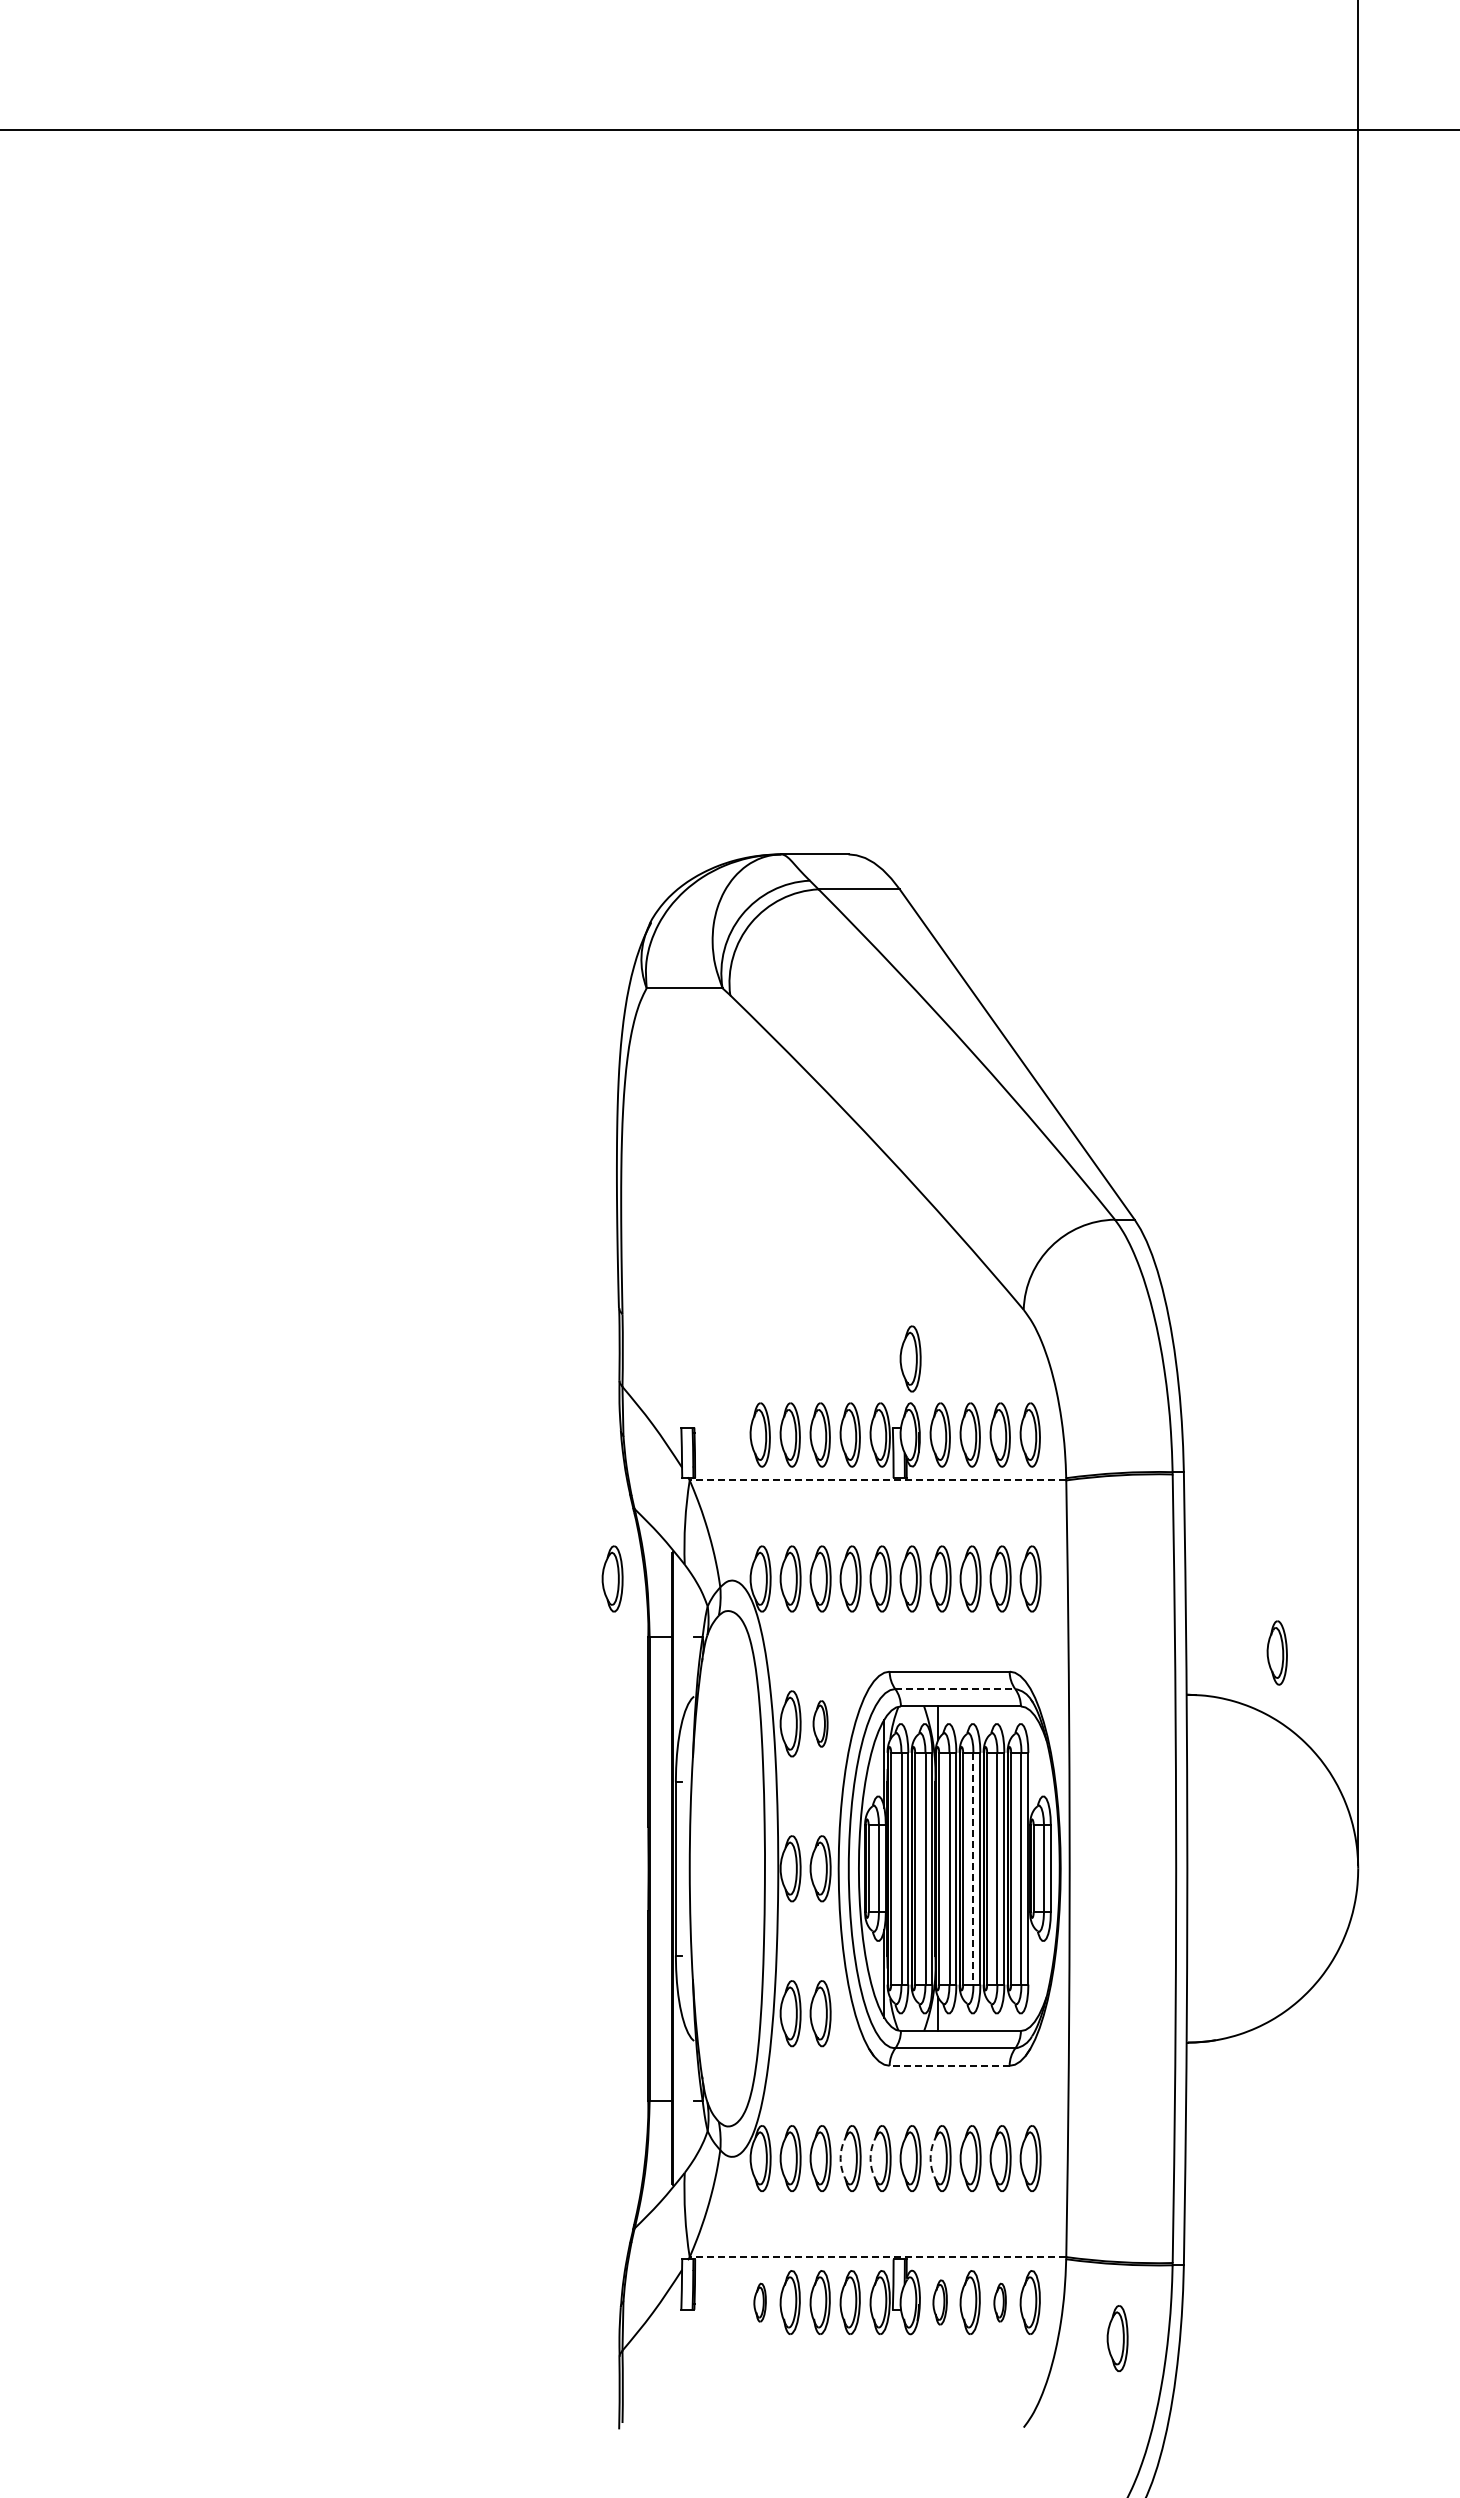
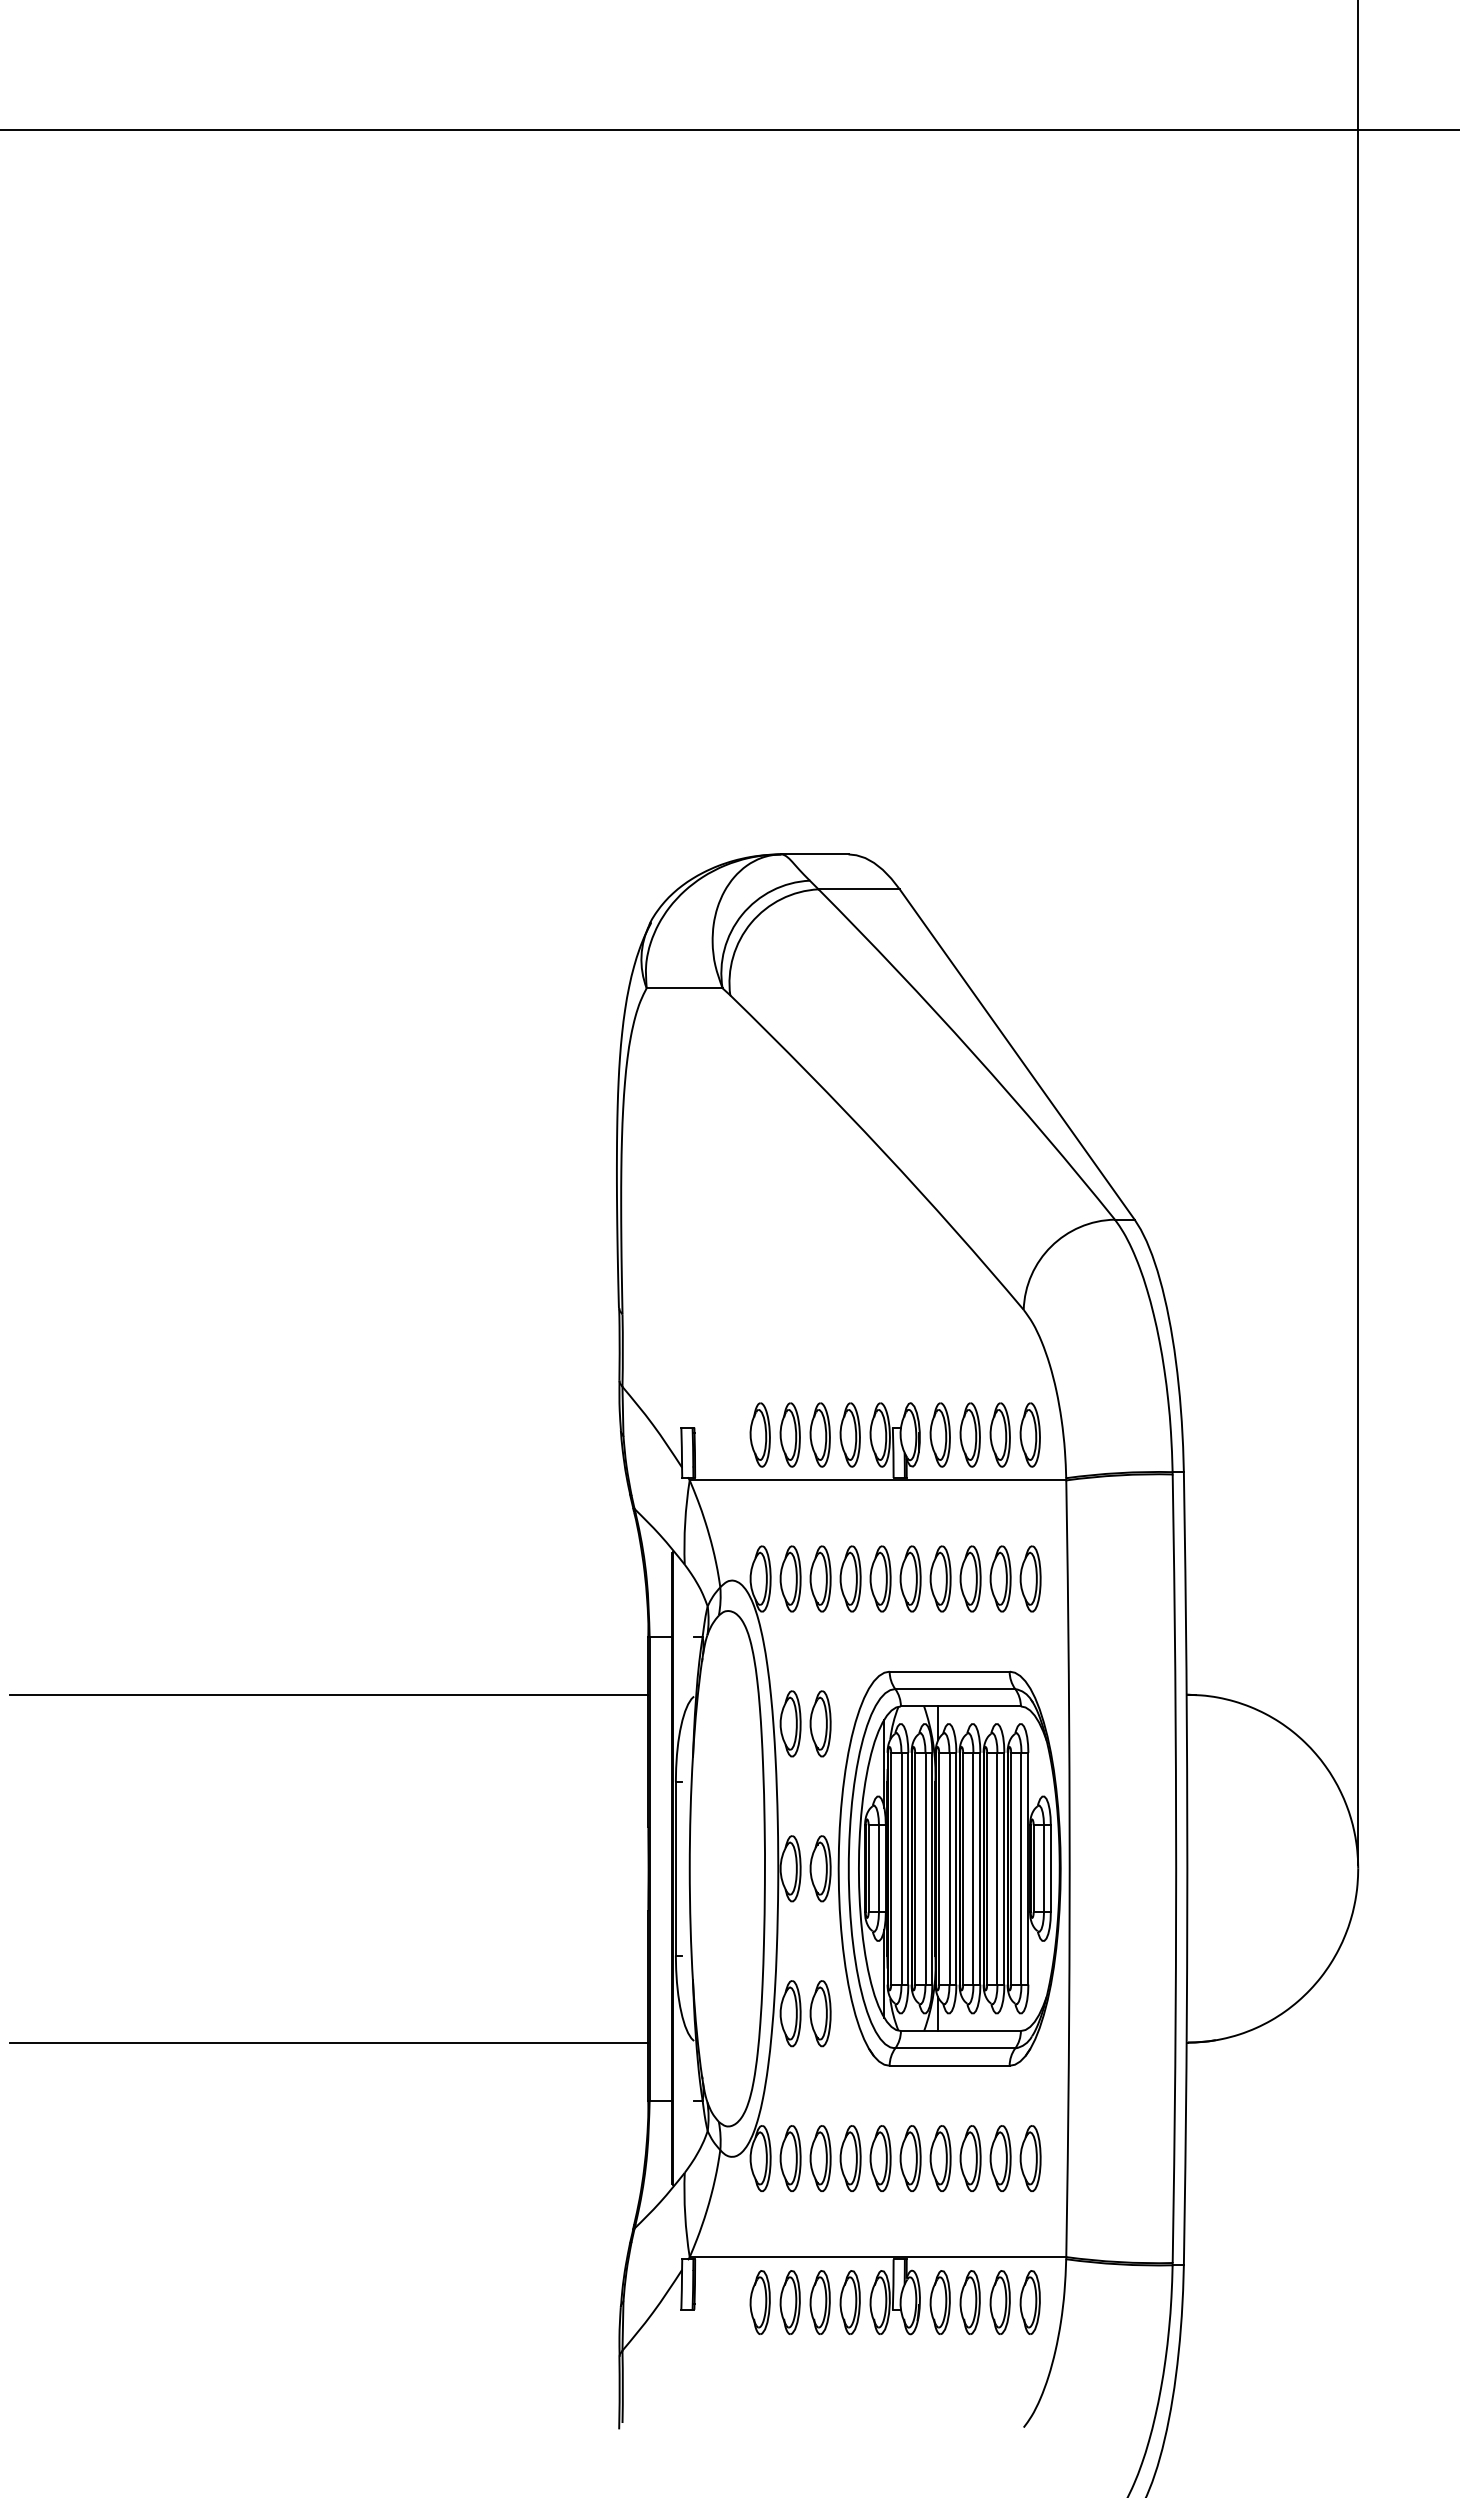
part: present -> none (910, 1358)
line: dashed -> solid (877, 1480)
part: present -> none (612, 1578)
part: present -> none (1276, 1652)
line: dashed -> solid (955, 1689)
line: none -> present (329, 1694)
part size: 17x48 px -> 23x68 px (820, 1723)
line: dashed -> solid (973, 1868)
line: none -> present (329, 2042)
line: dashed -> solid (949, 2065)
arc: dashed -> solid (840, 2158)
arc: dashed -> solid (870, 2158)
arc: dashed -> solid (930, 2158)
line: dashed -> solid (877, 2257)
part size: 14x41 px -> 22x66 px (759, 2302)
part size: 16x47 px -> 22x65 px (939, 2302)
part size: 14x41 px -> 22x66 px (999, 2302)
part: present -> none (1117, 2338)
